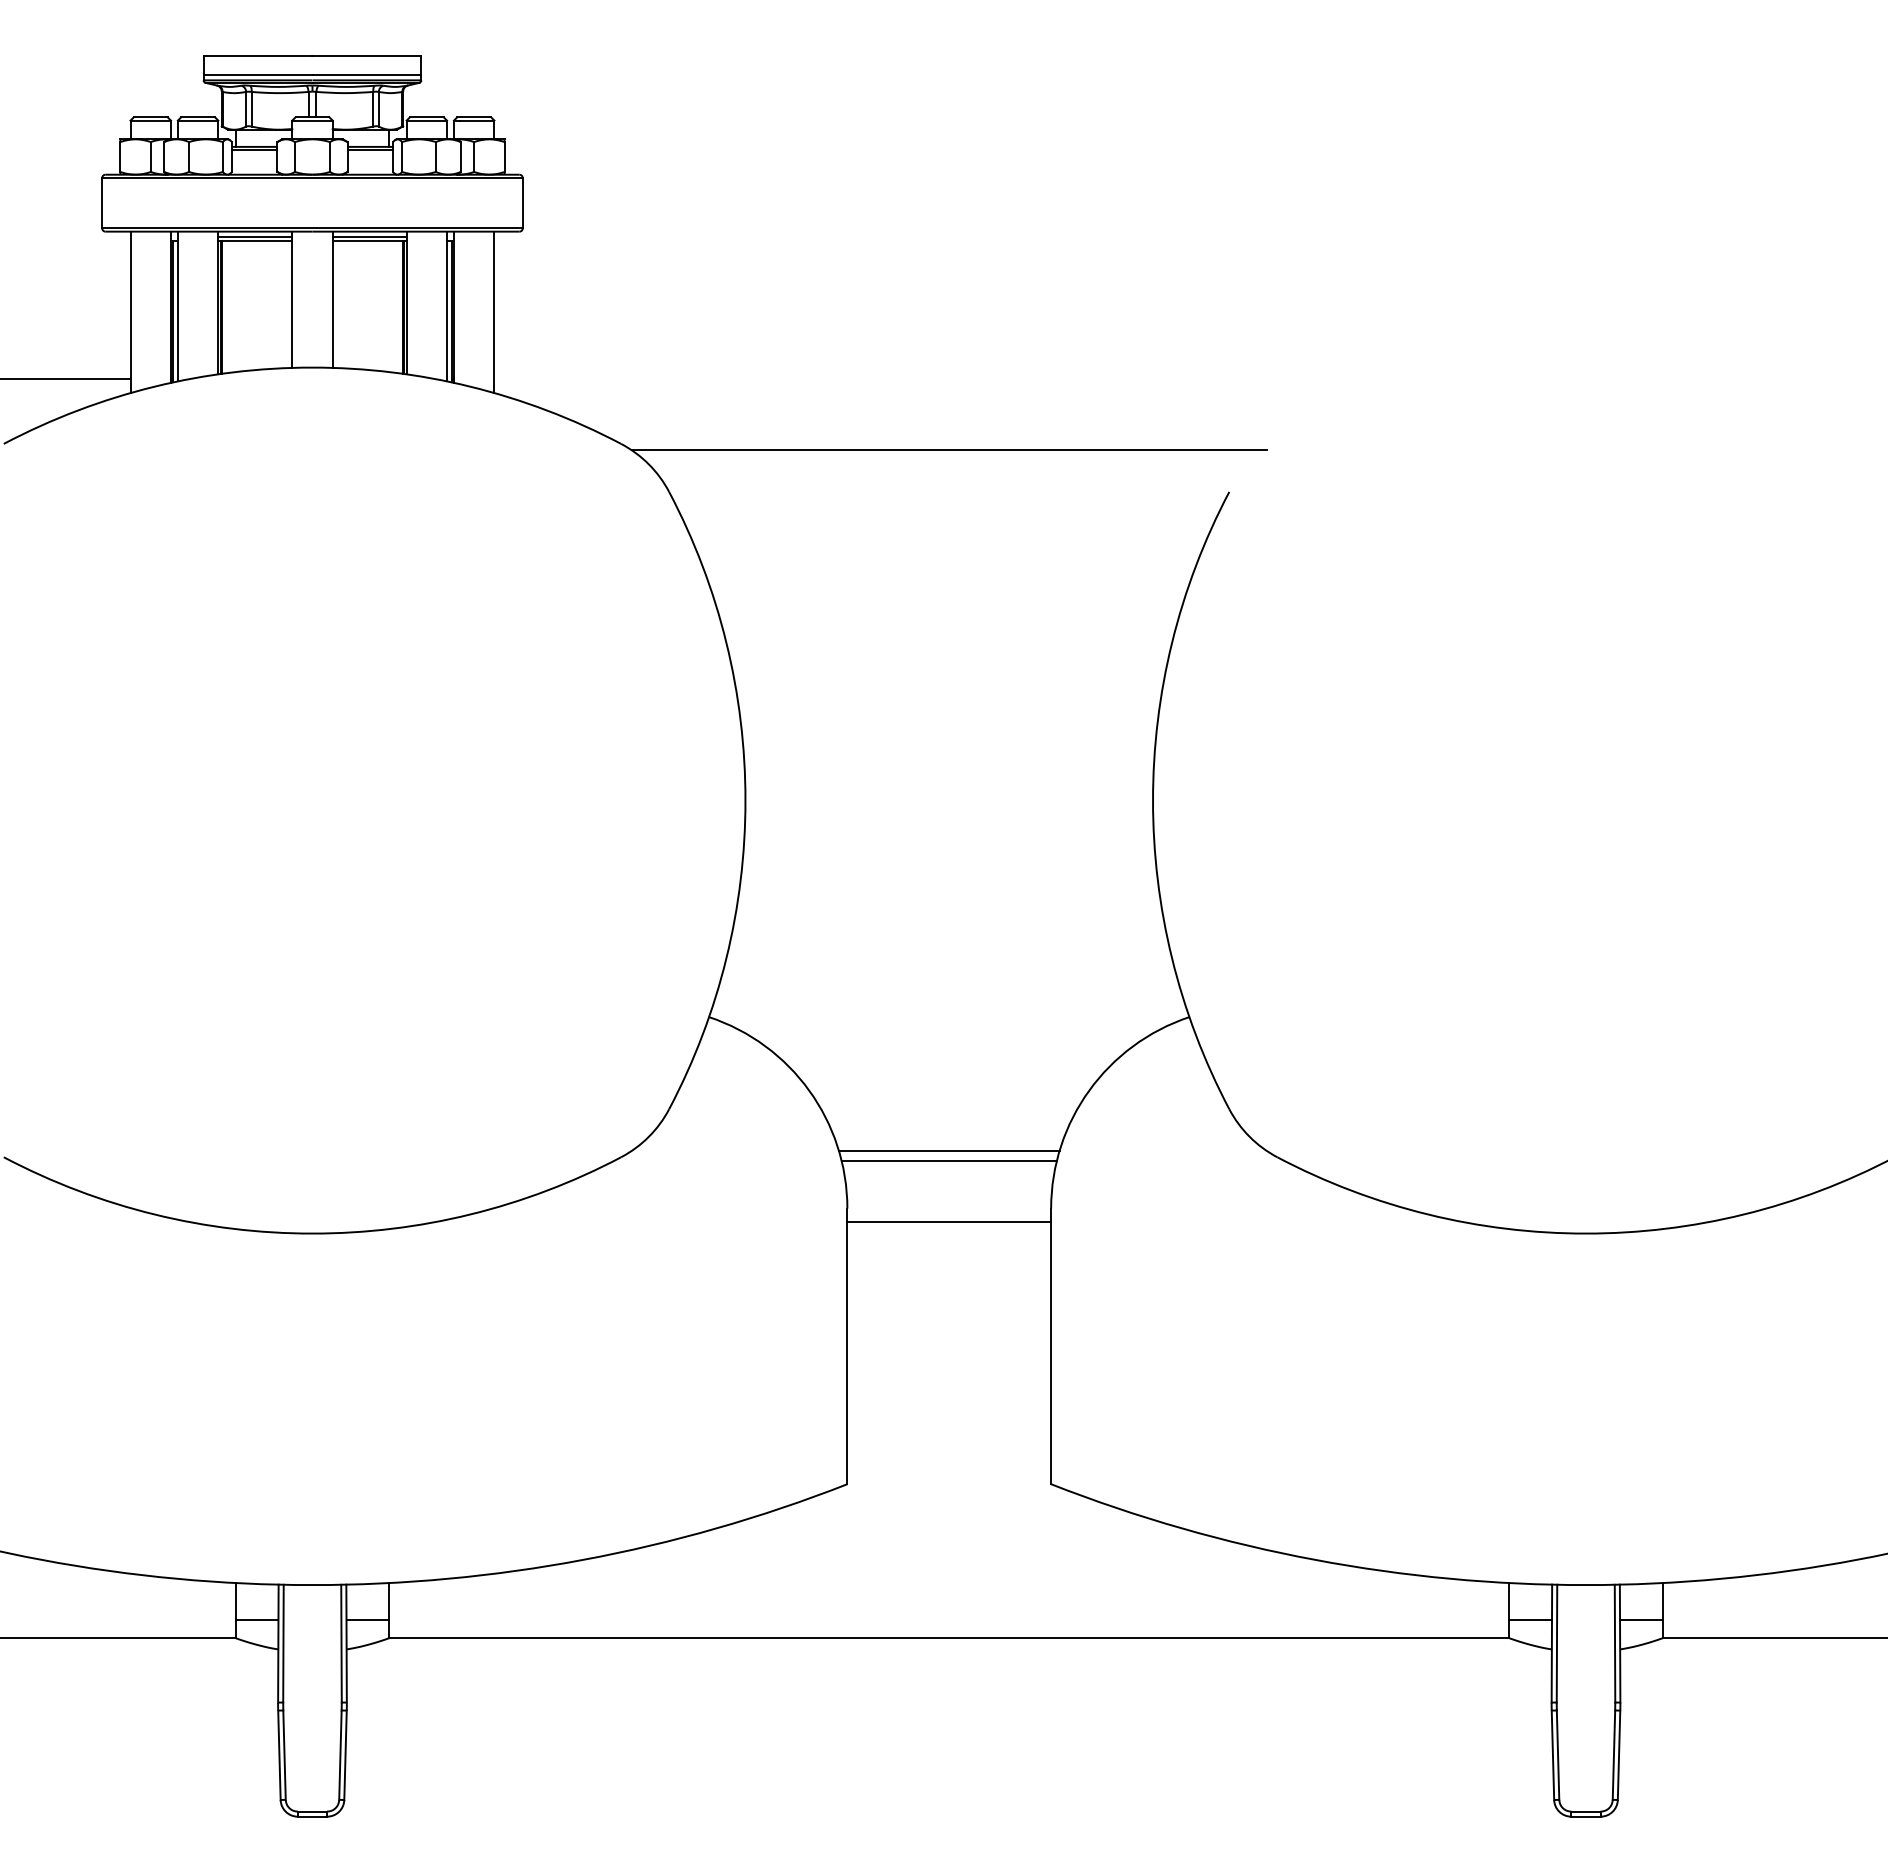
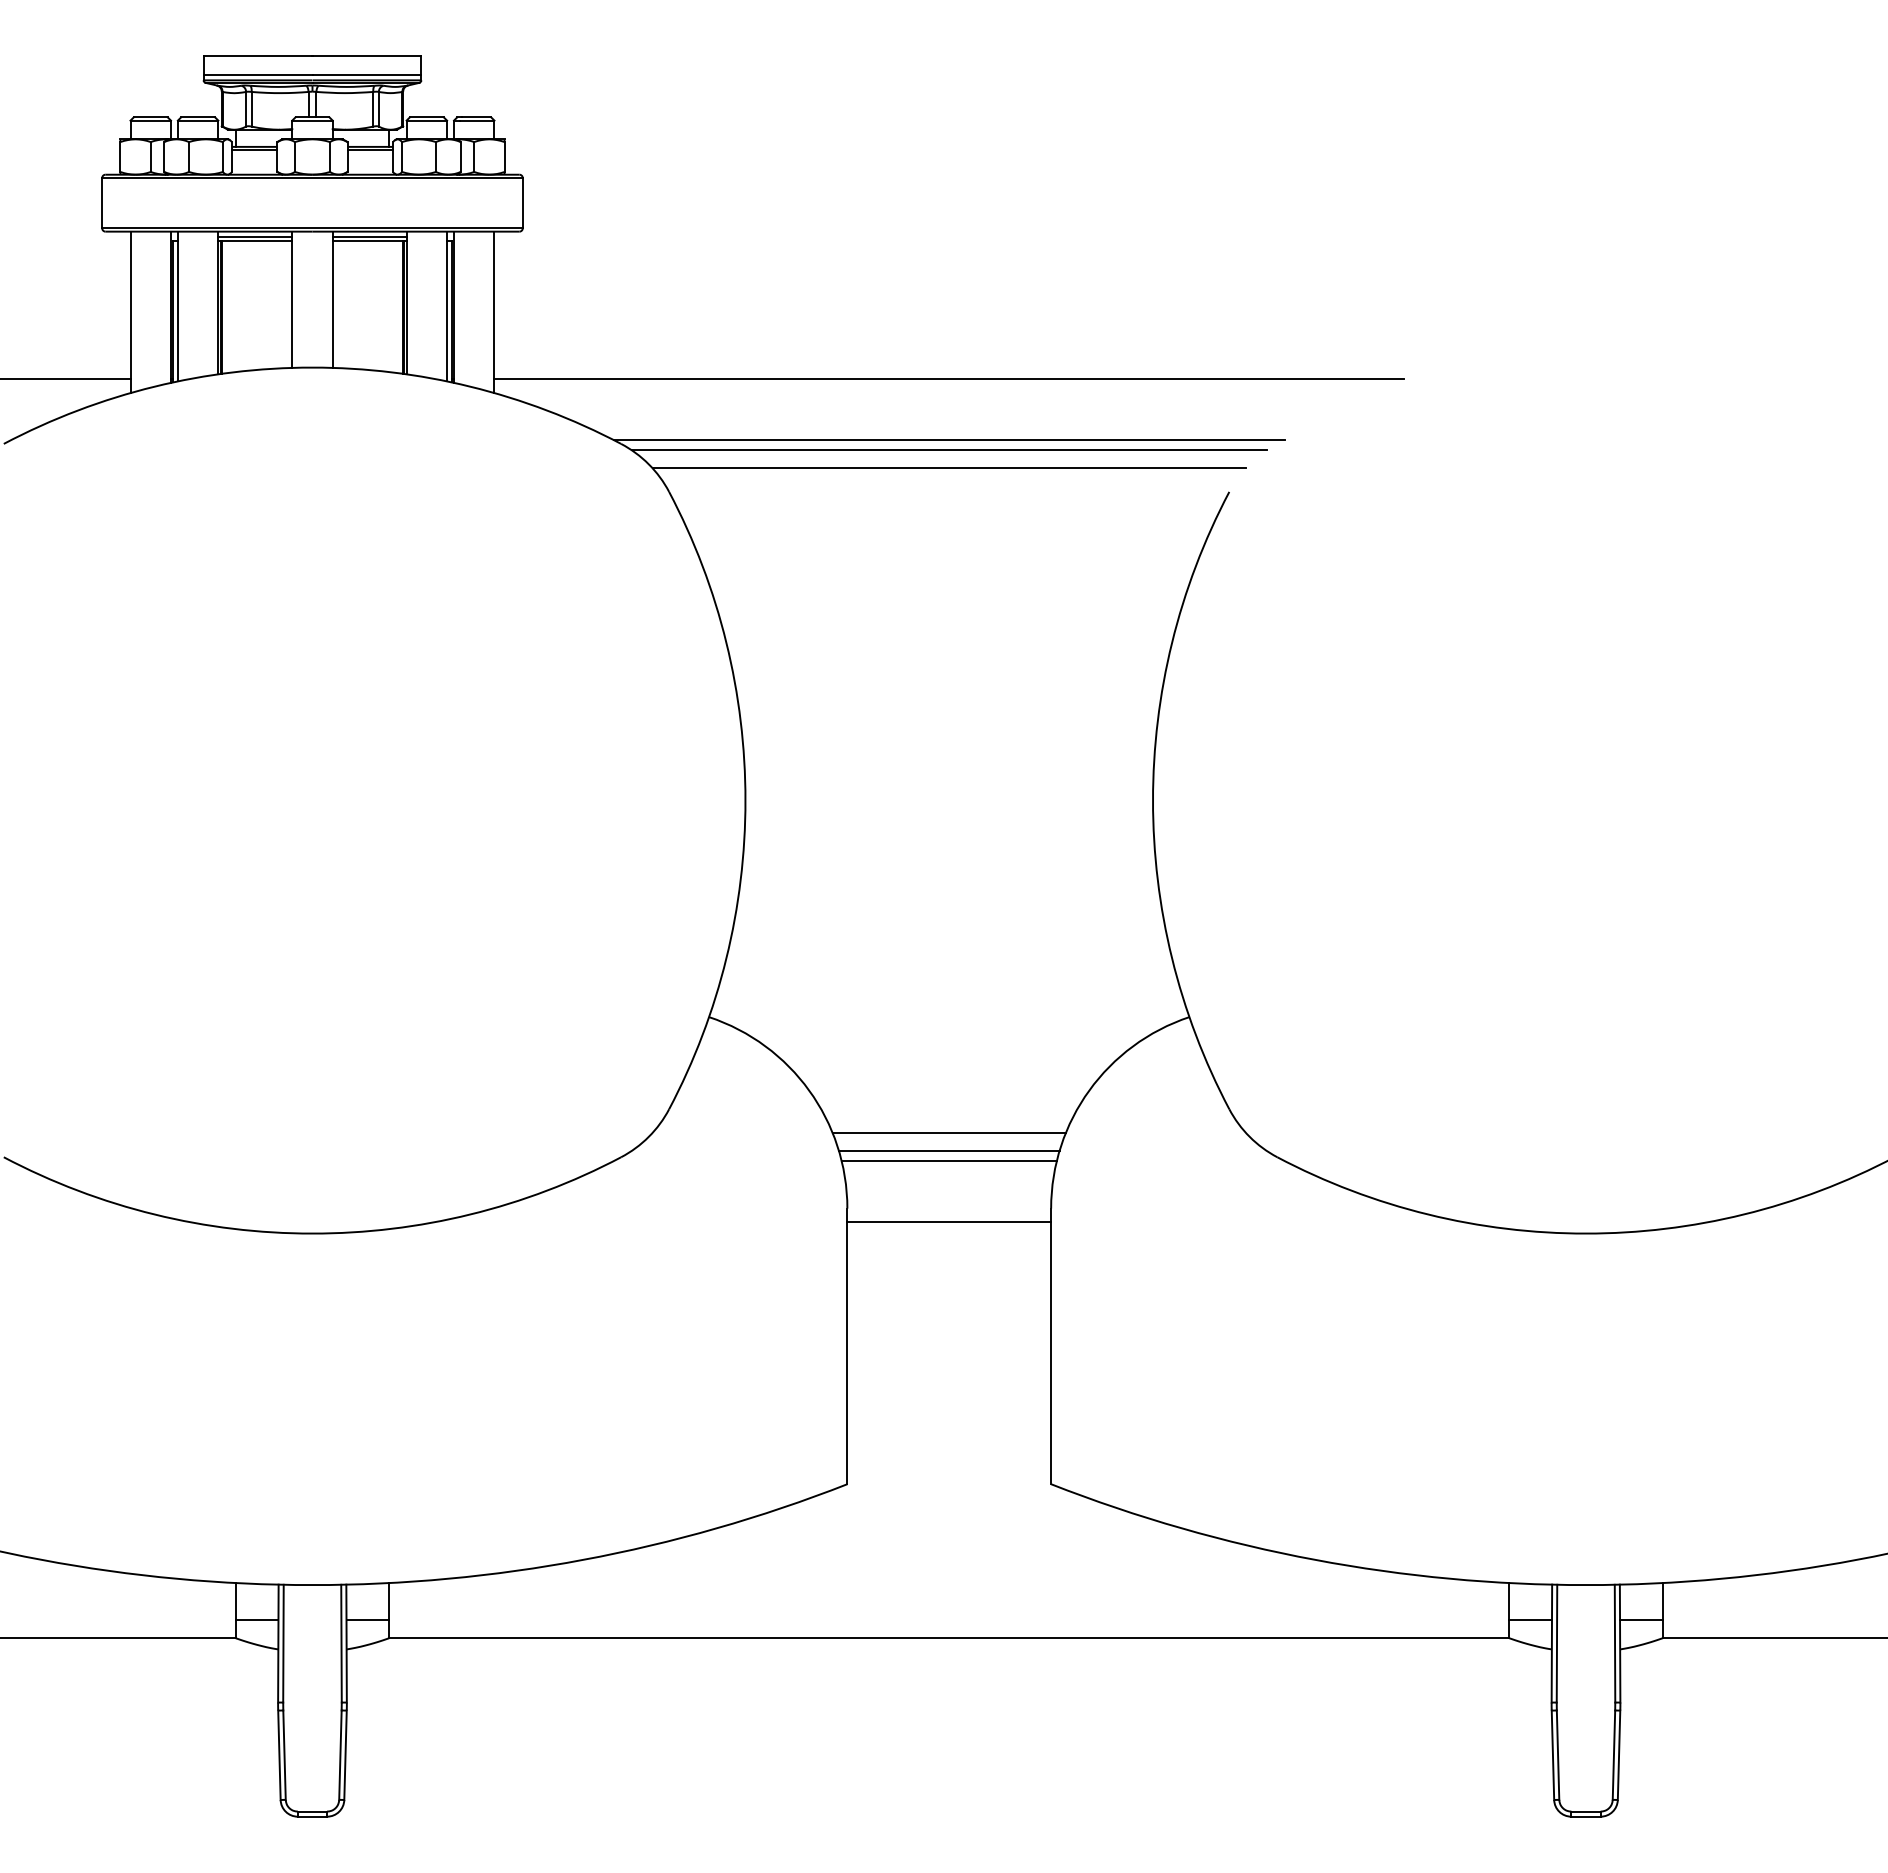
line: none -> present (949, 379)
line: none -> present (948, 440)
line: none -> present (948, 468)
line: none -> present (948, 1132)
